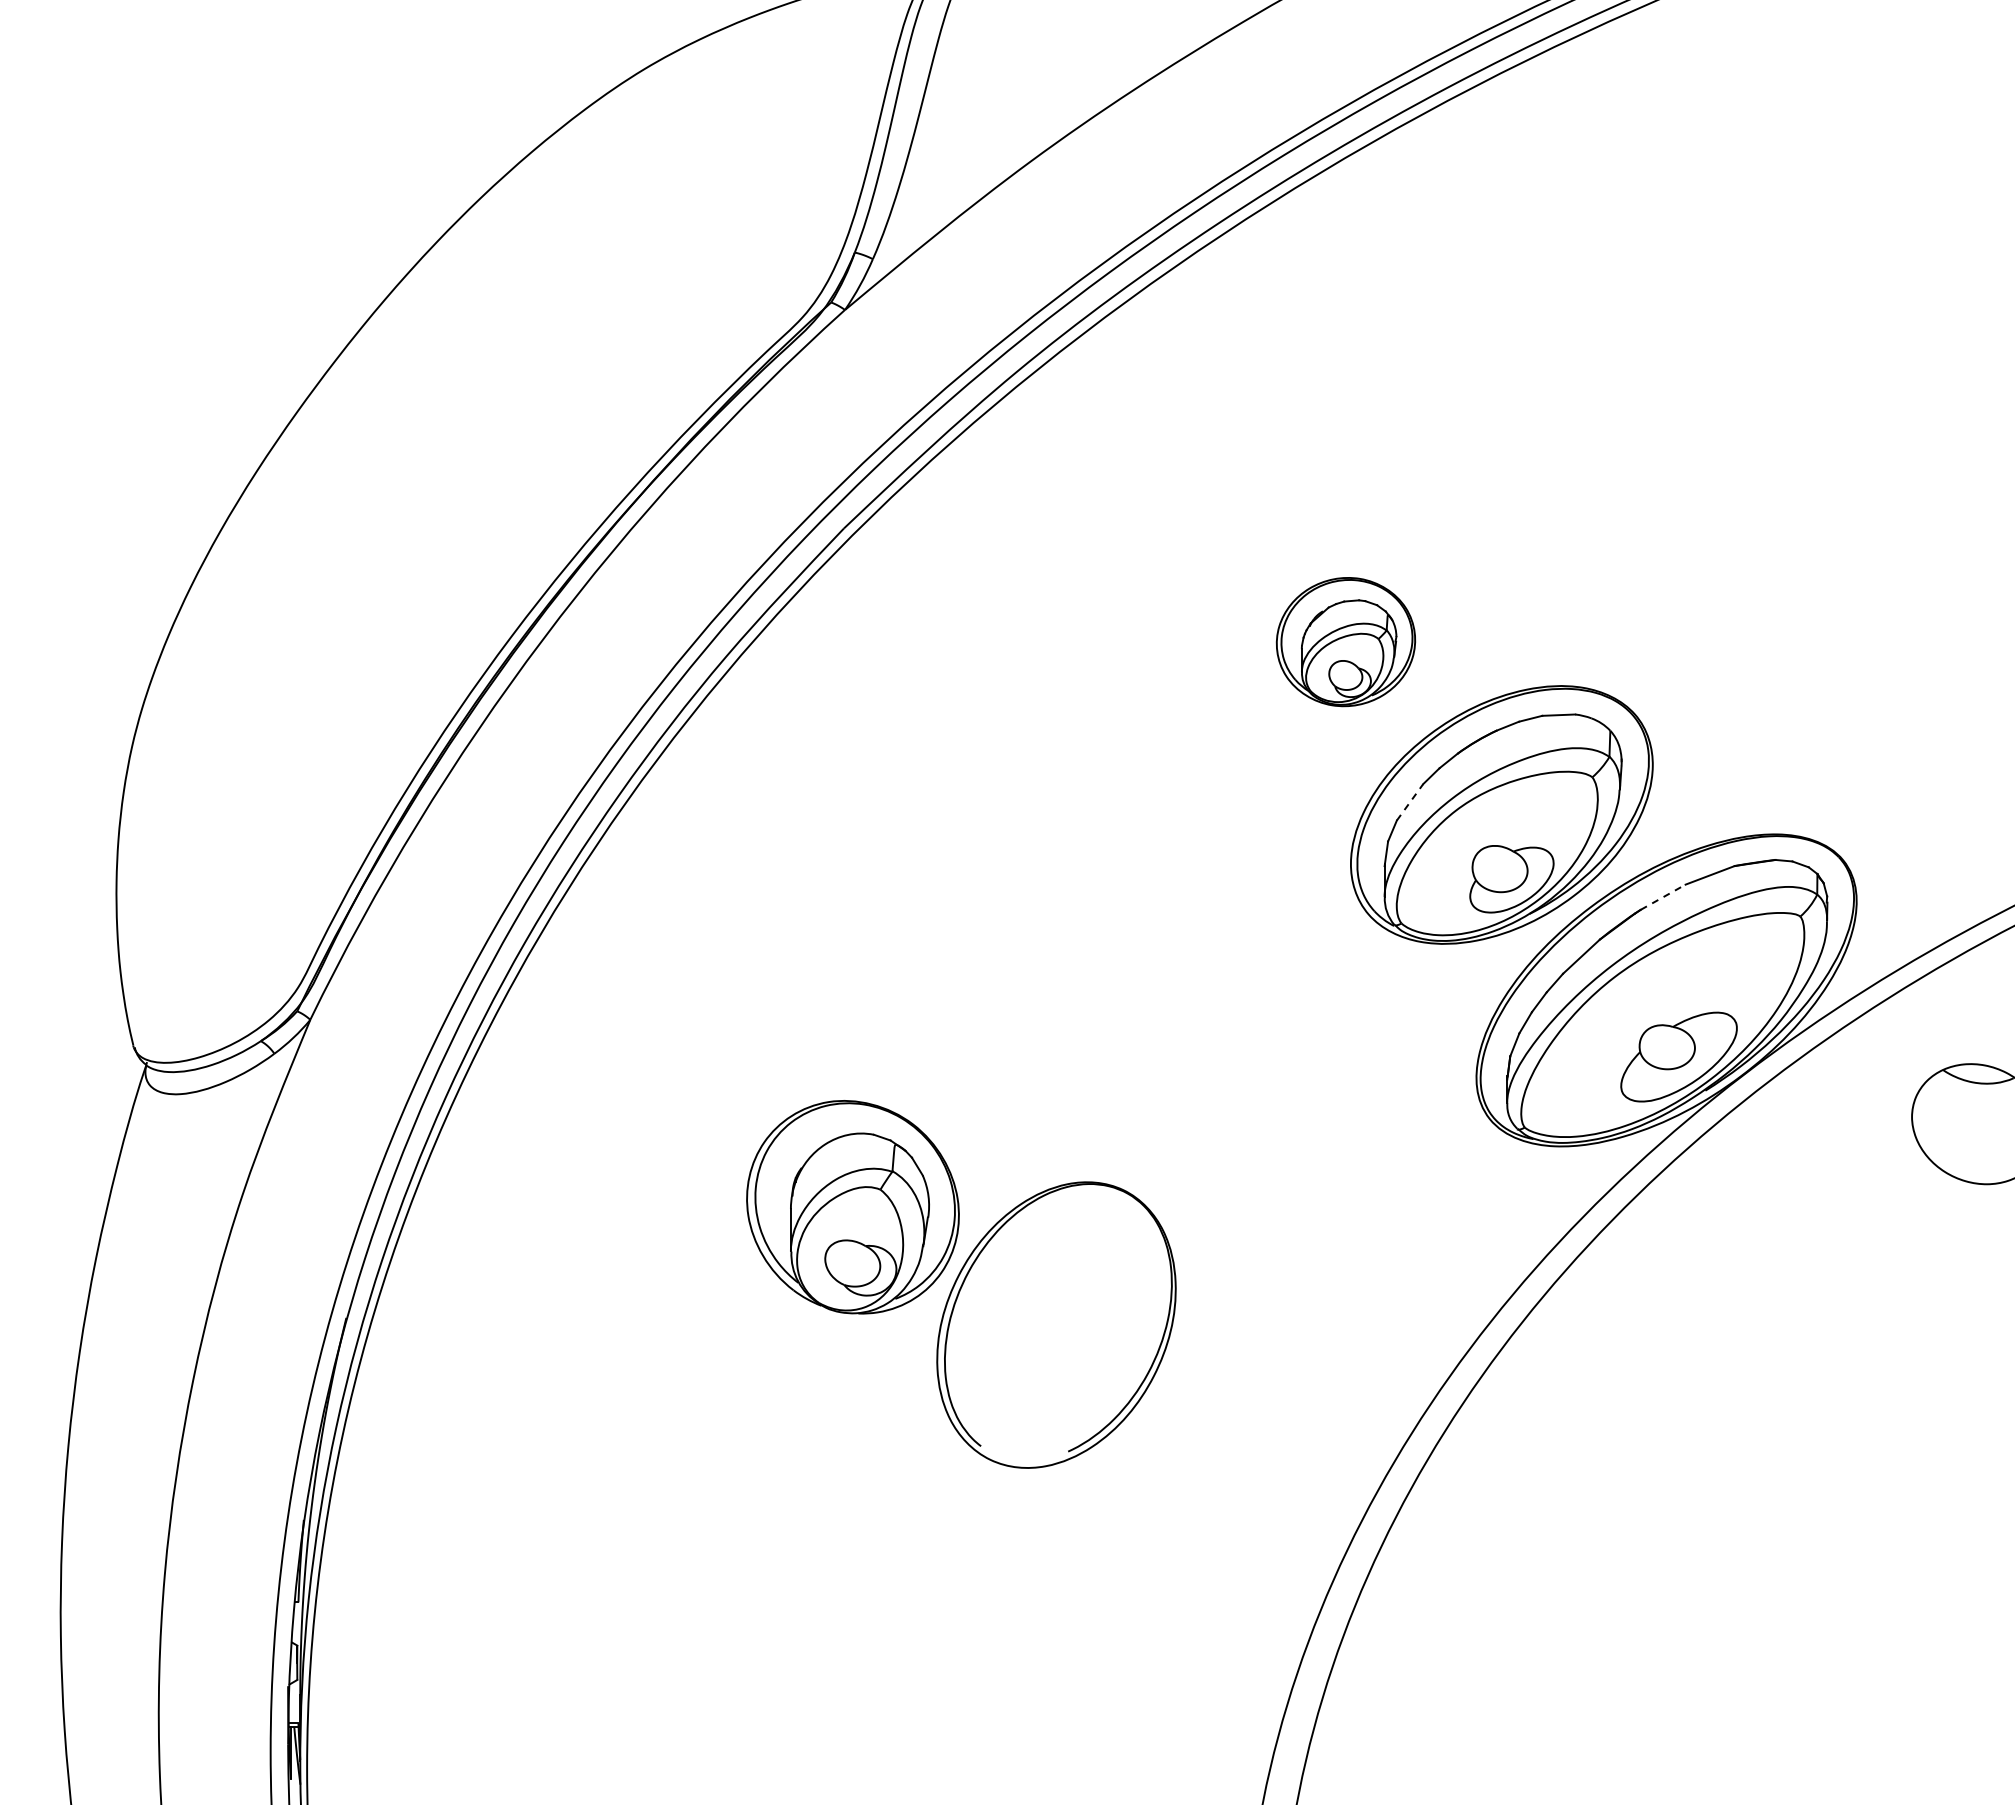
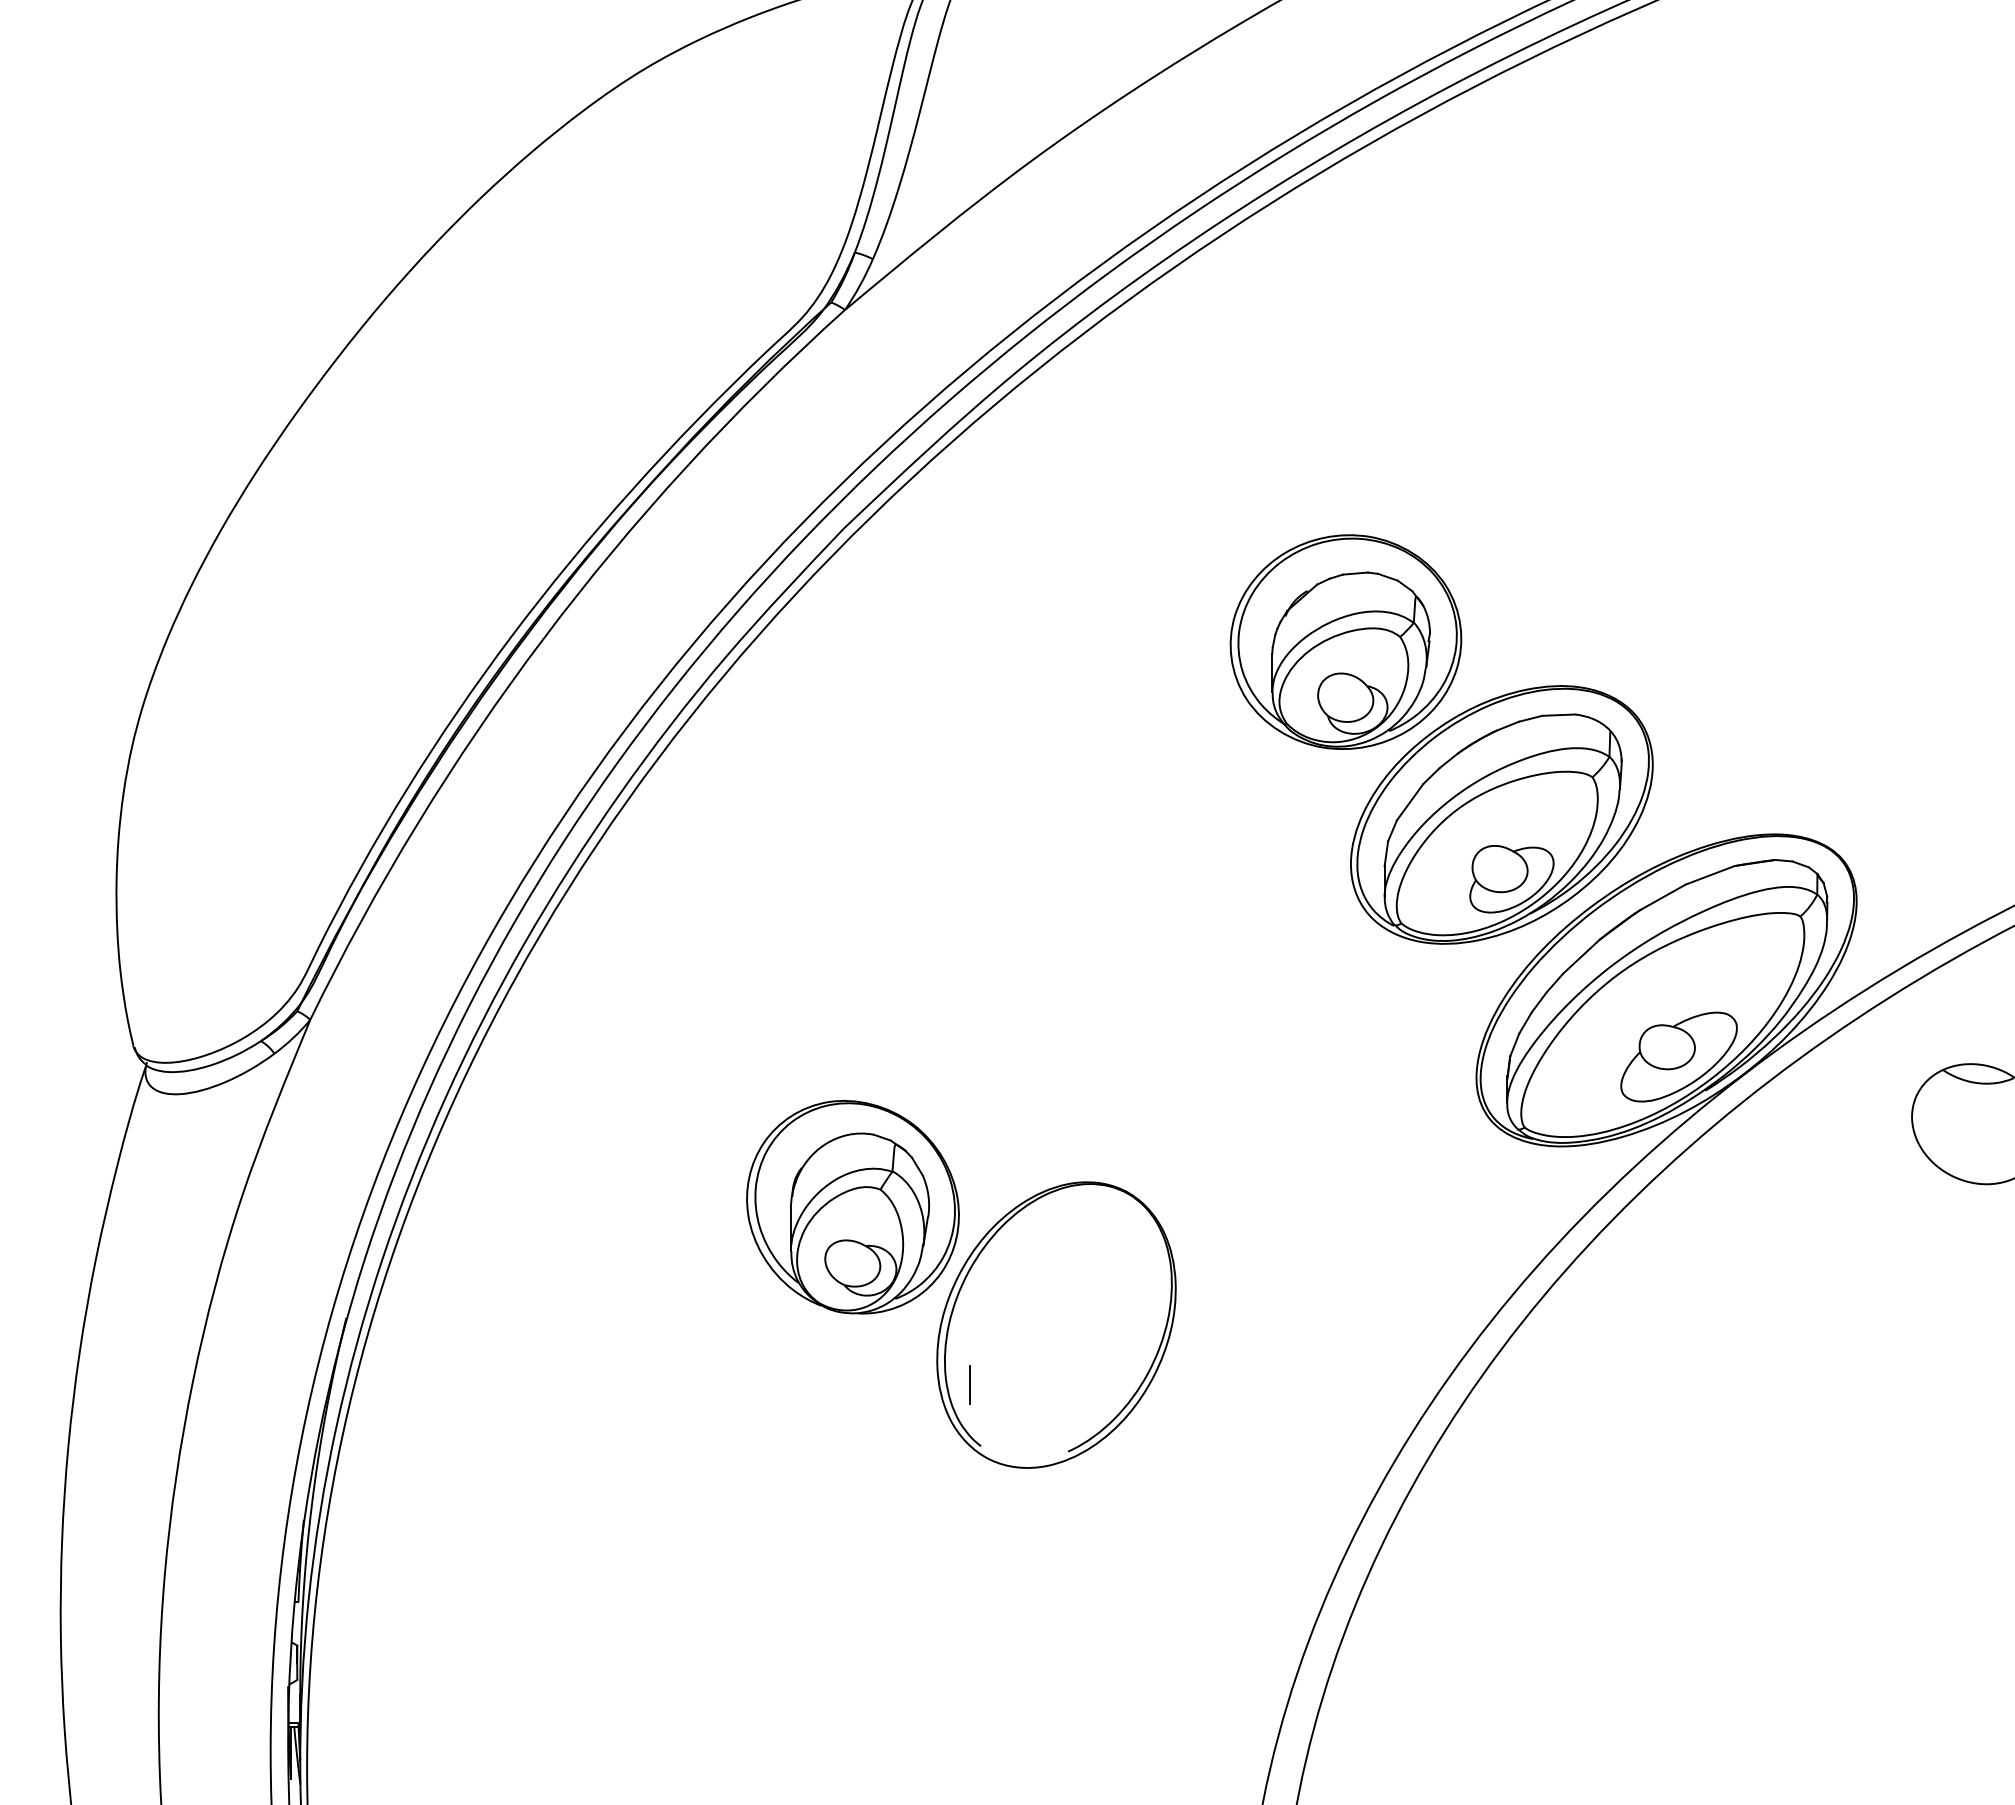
part size: 142x131 px -> 234x216 px (1345, 641)
line: dashed -> solid (1410, 801)
line: dashed -> solid (1663, 897)
line: none -> present (970, 1384)
